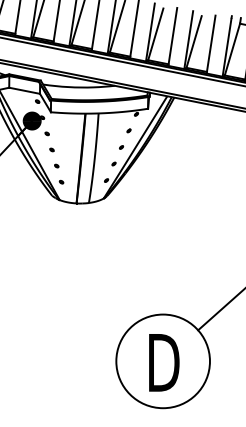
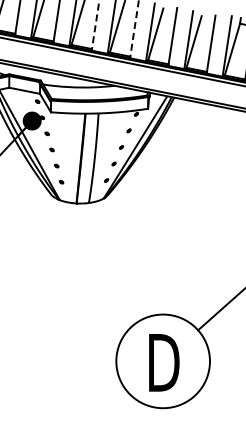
line: solid -> dashed (95, 26)
line: solid -> dashed (134, 29)
